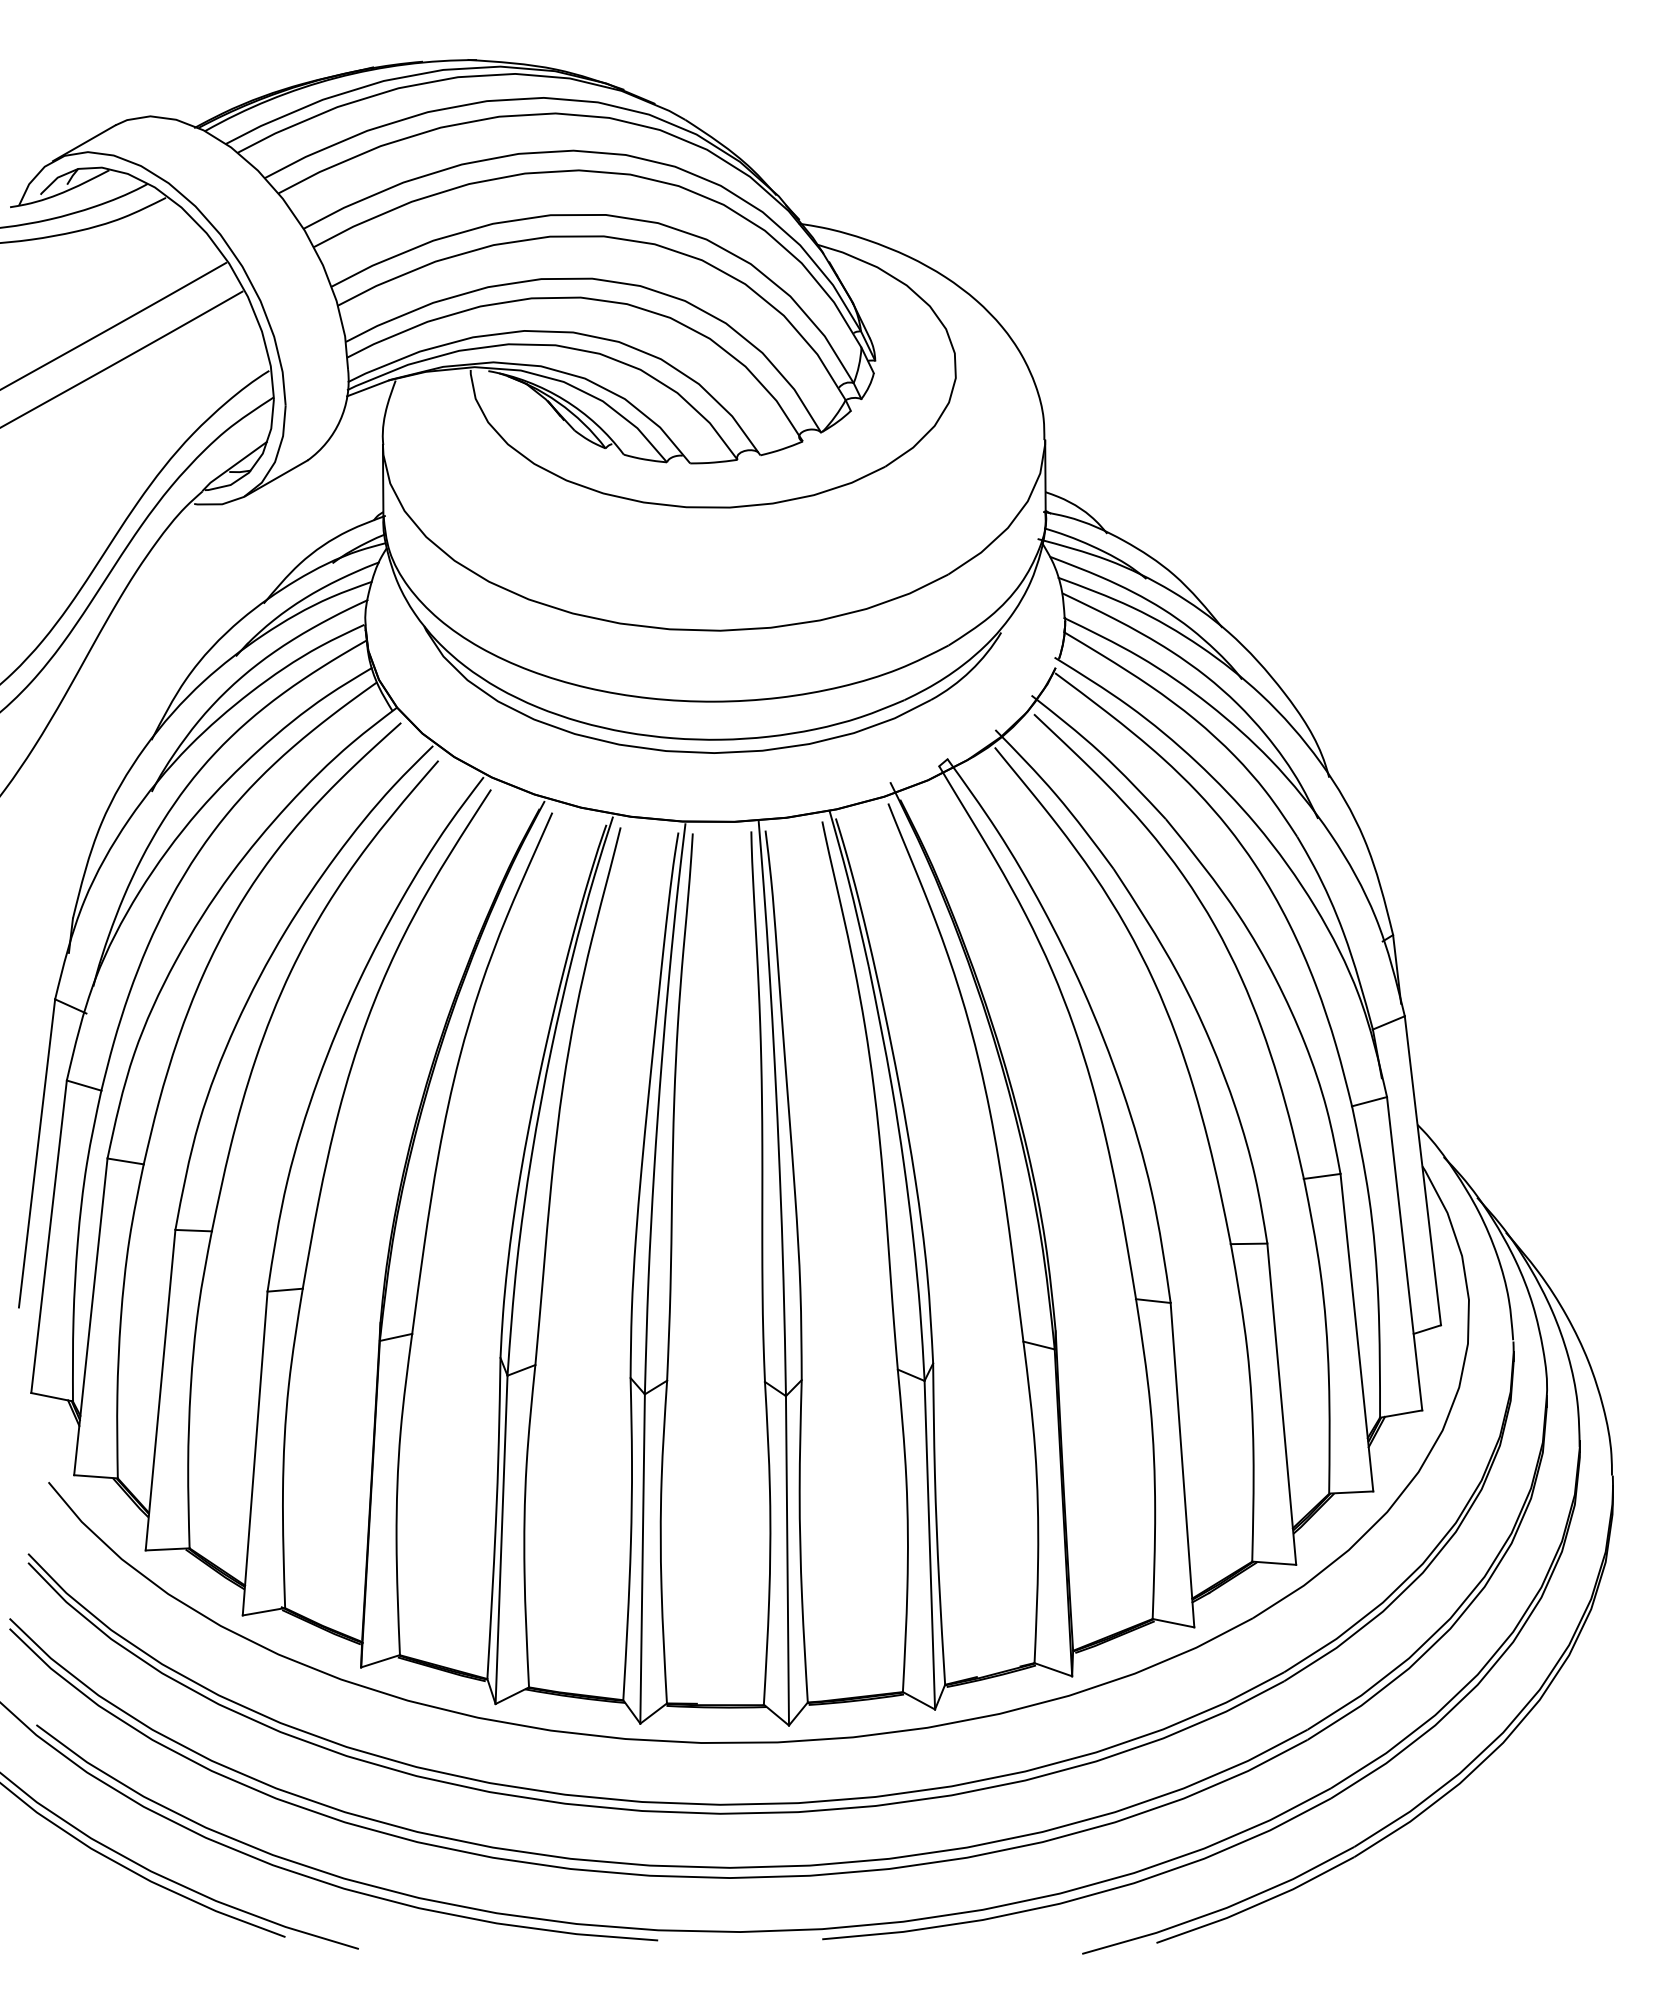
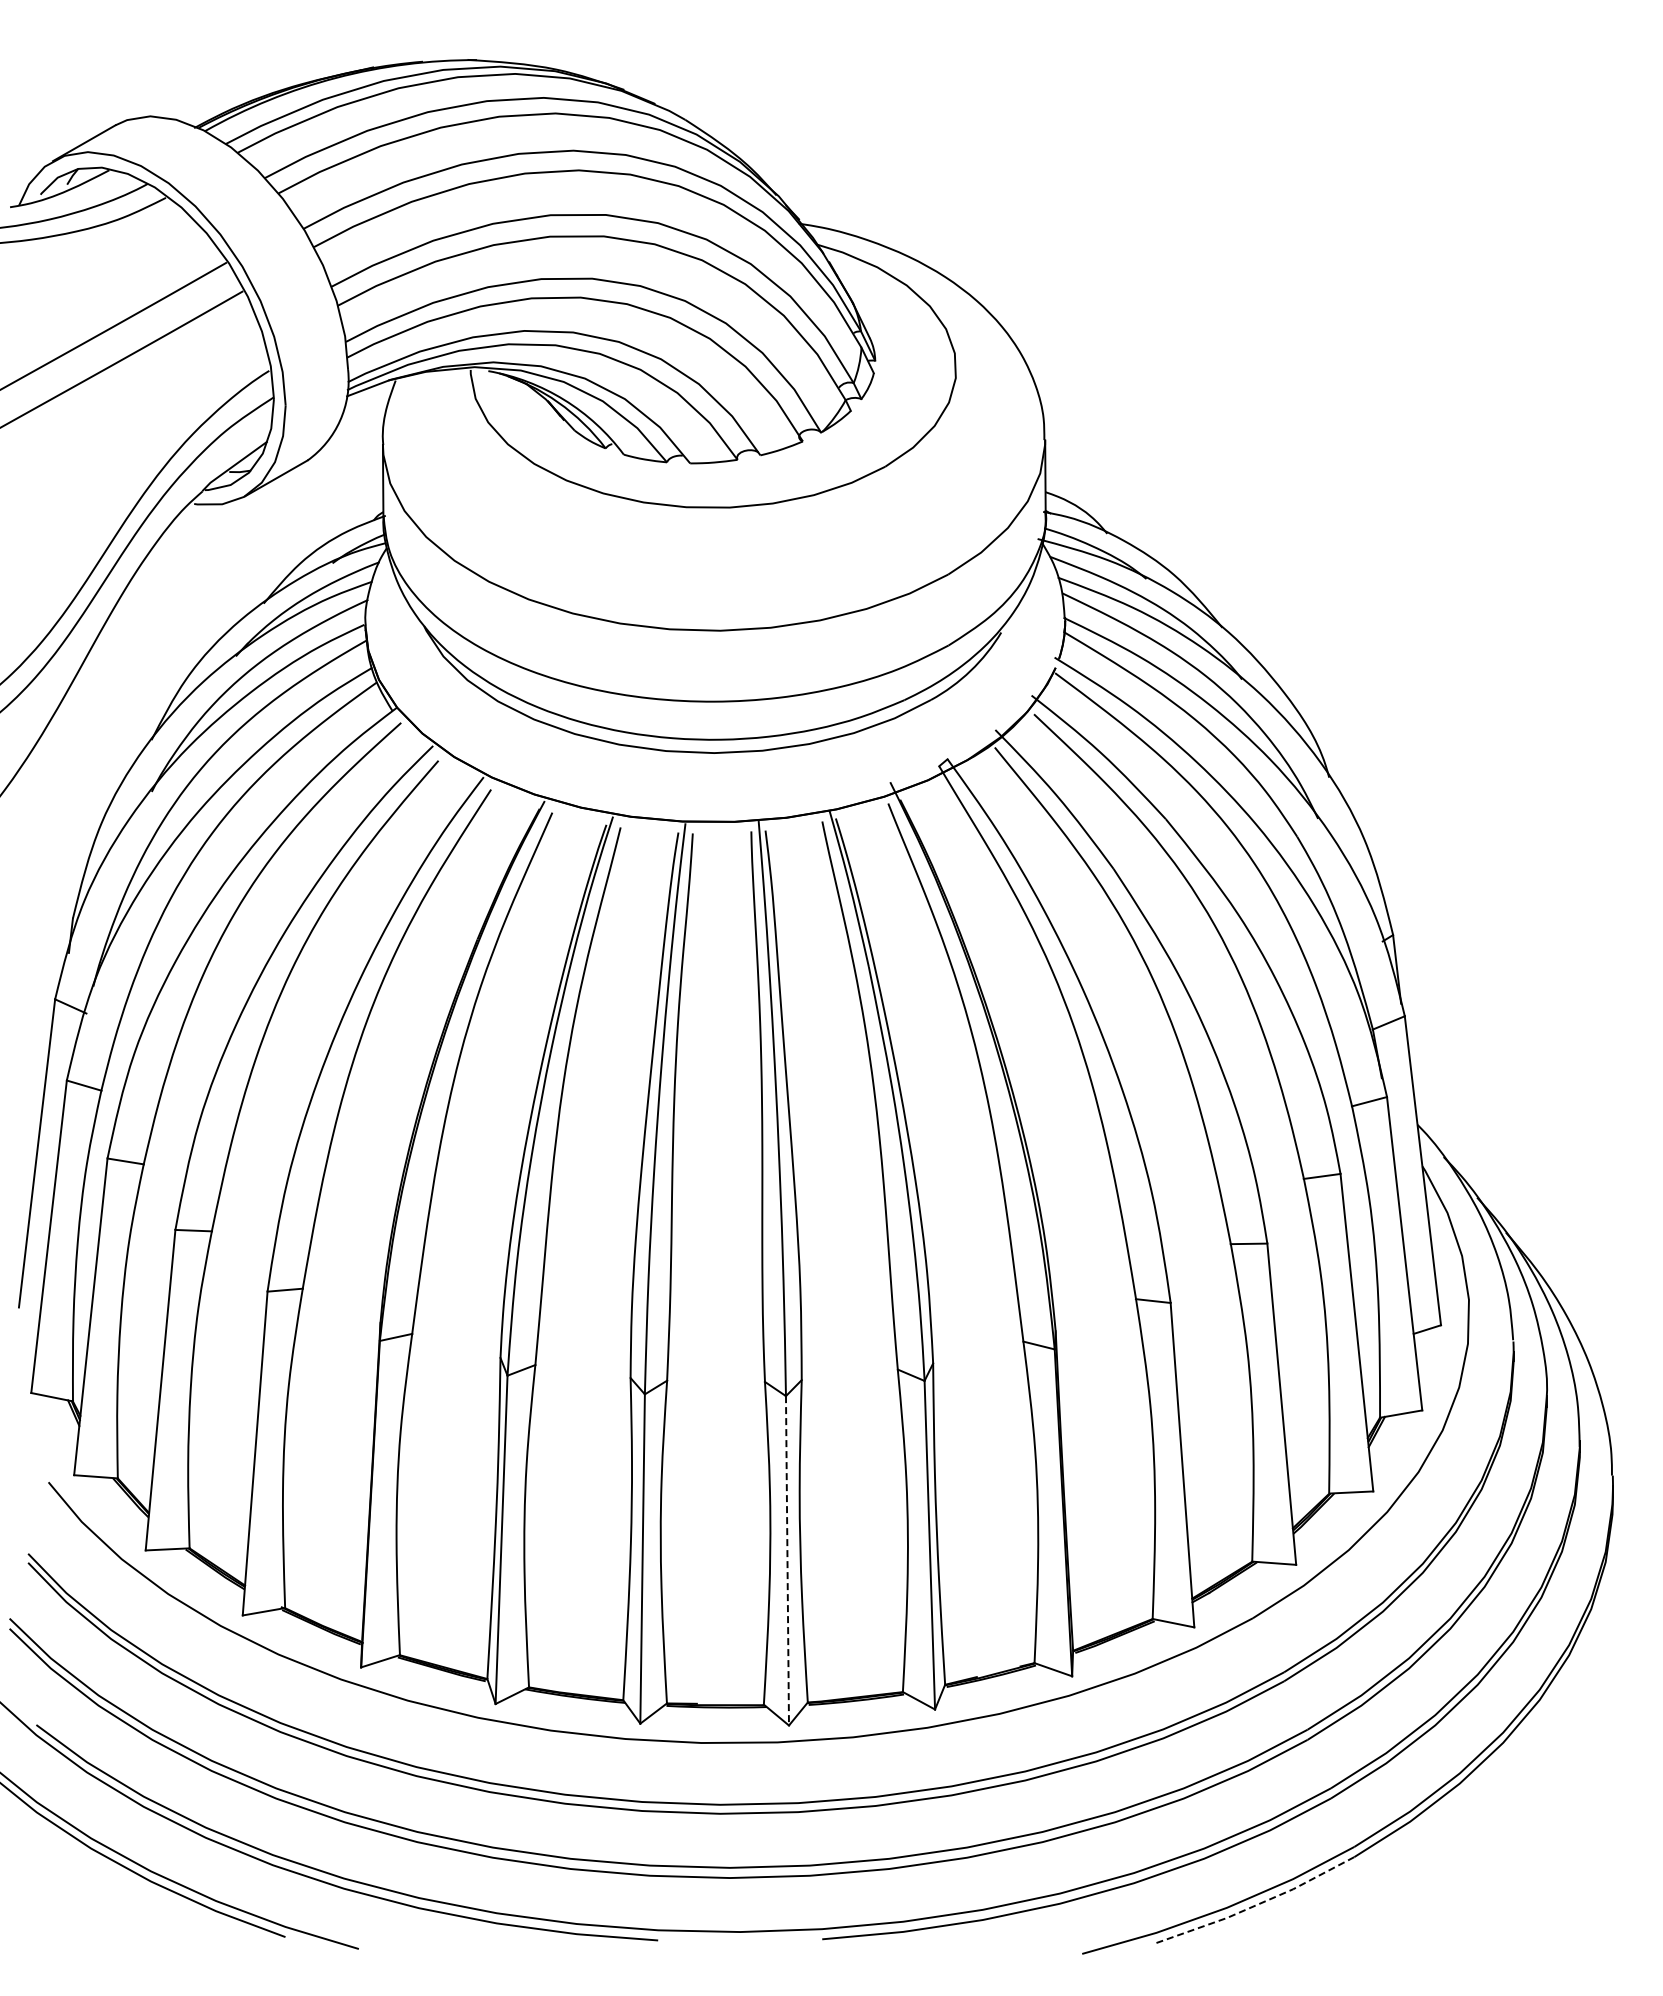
line: solid -> dashed (787, 1560)
line: solid -> dashed (1257, 1904)
